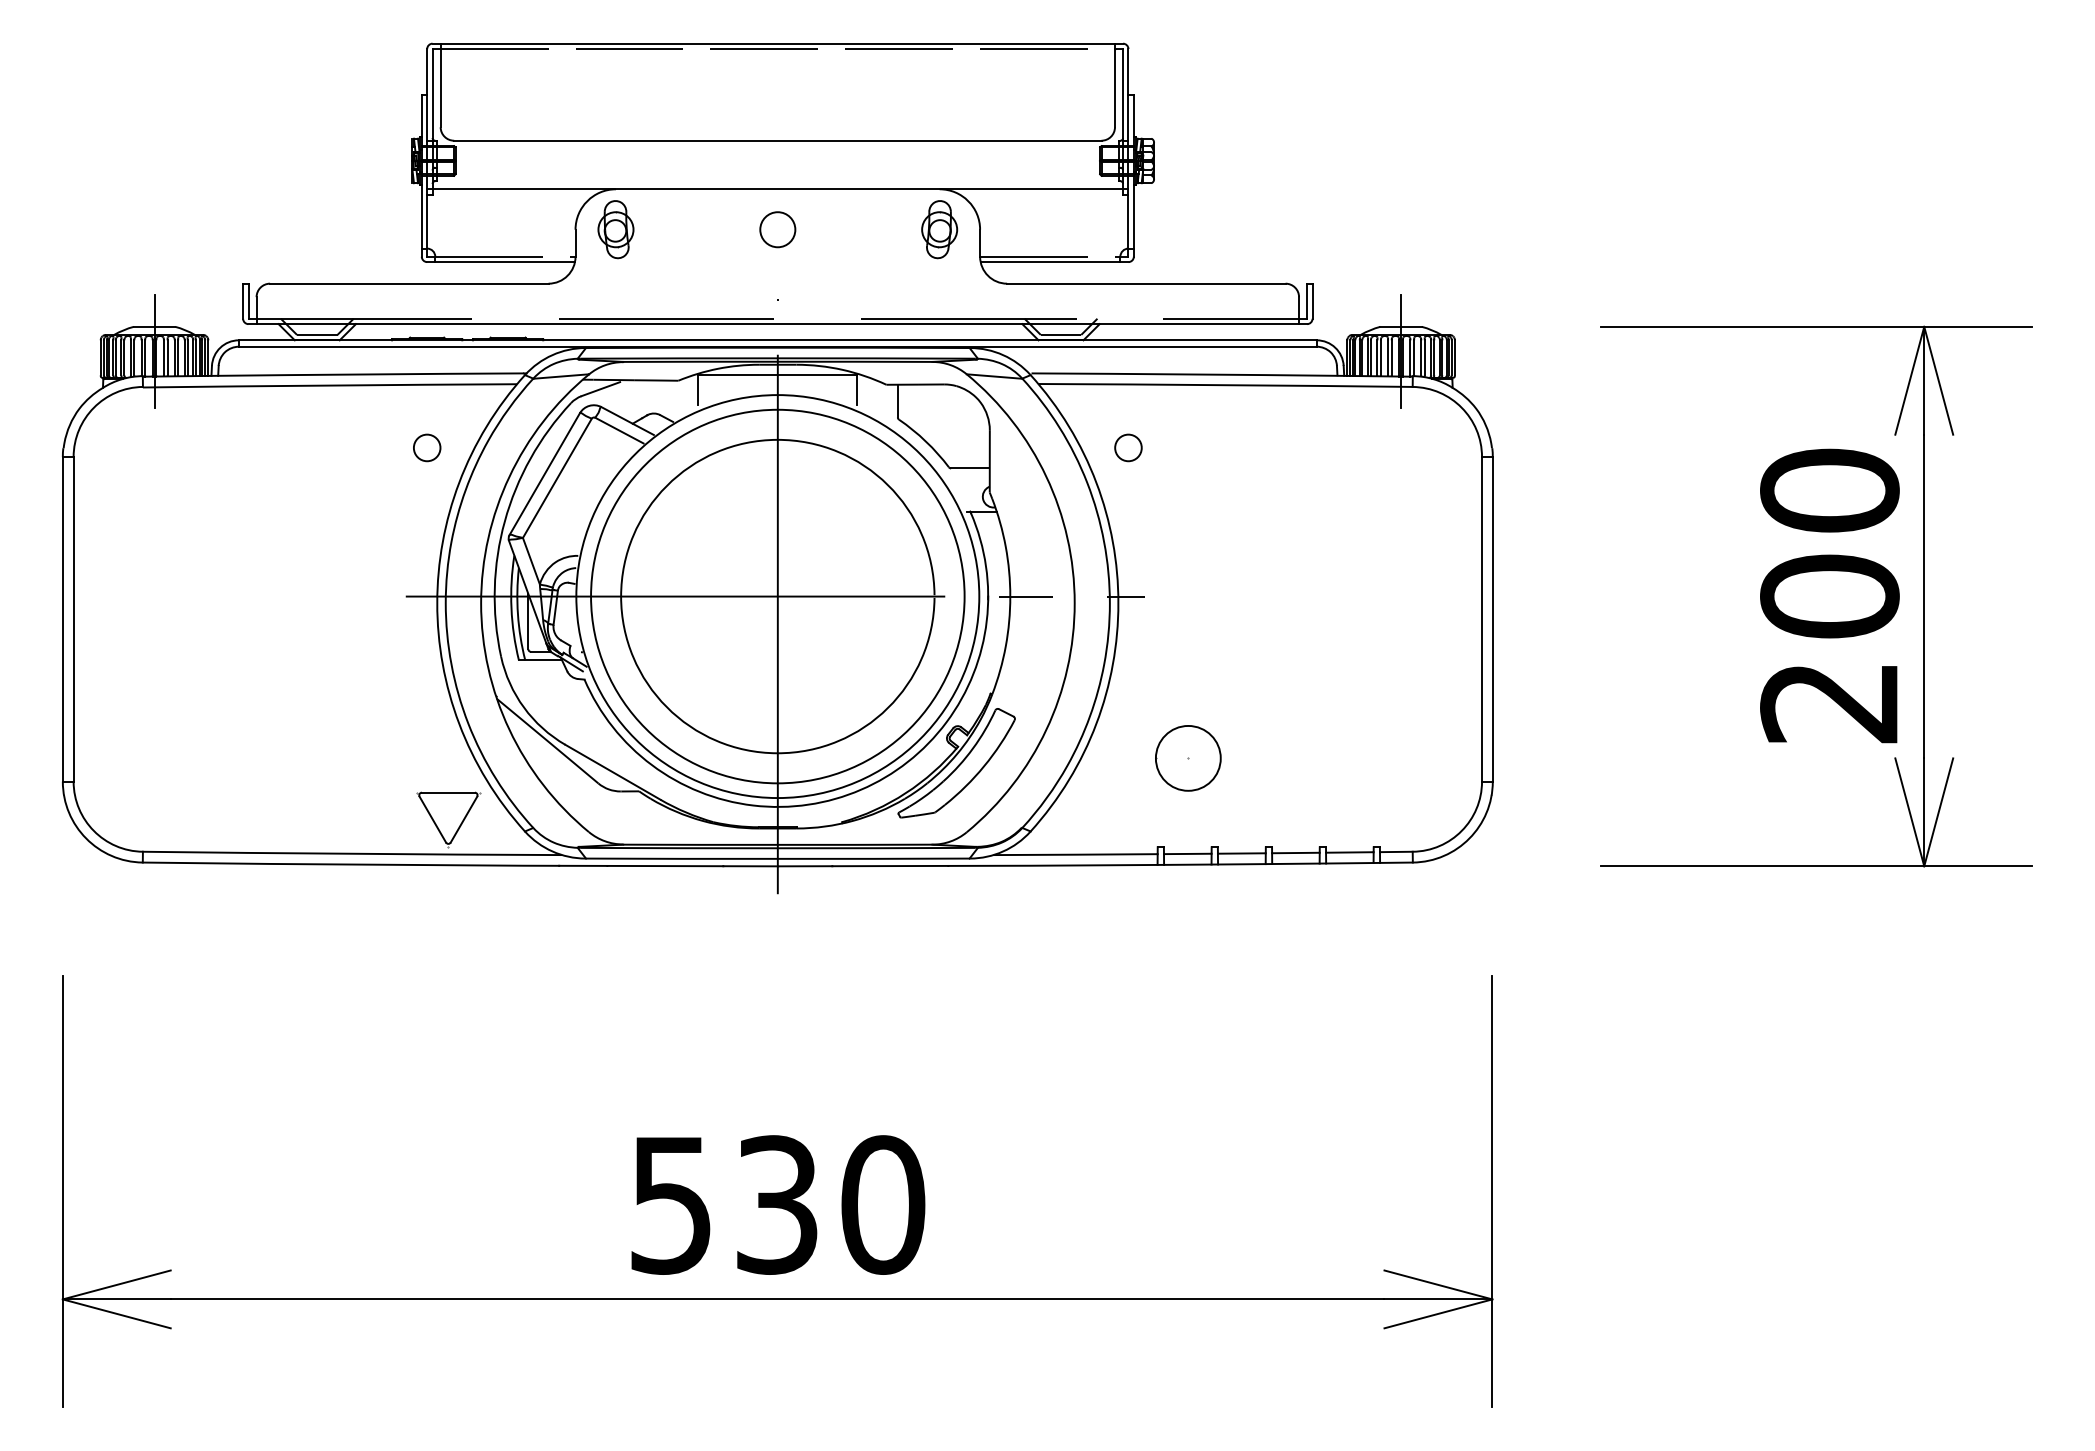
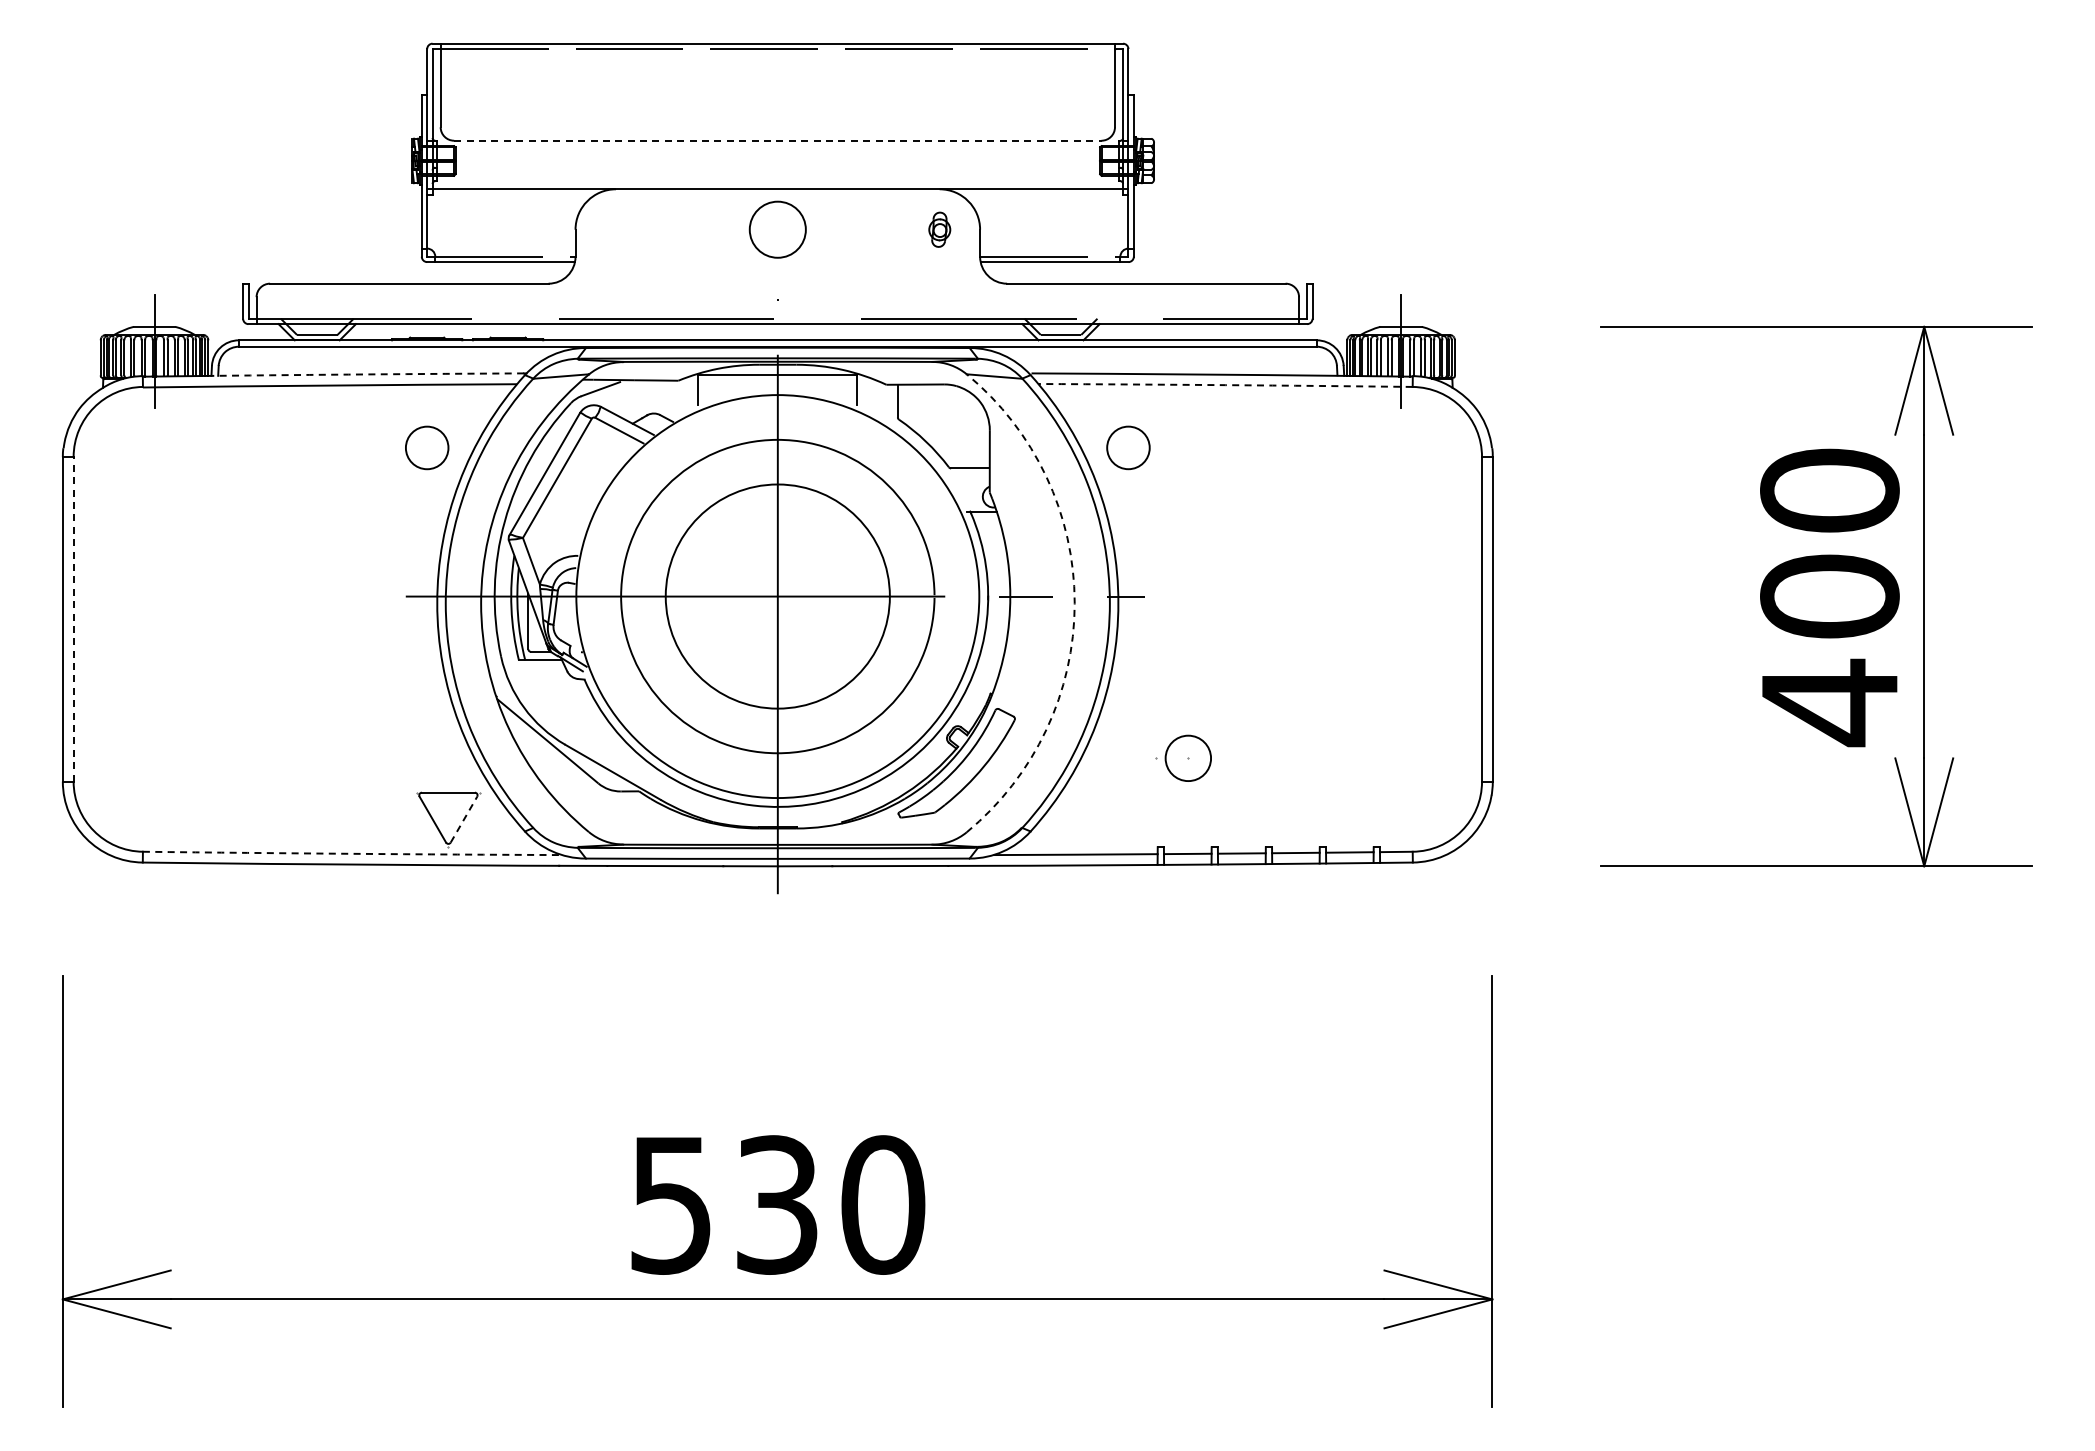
line: solid -> dashed (777, 140)
part: present -> none (615, 229)
circle diameter: 35 px -> 56 px (777, 229)
part size: 38x60 px -> 24x37 px (939, 229)
arc: solid -> dashed (367, 374)
arc: solid -> dashed (1225, 385)
circle diameter: 27 px -> 43 px (426, 447)
circle size: 29x30 px -> 45x46 px (1128, 447)
circle diameter: 374 px -> 224 px (777, 596)
arc: solid -> dashed (1074, 603)
line: solid -> dashed (73, 618)
text: 200 -> 400 (1828, 702)
circle diameter: 65 px -> 45 px (1188, 758)
line: solid -> dashed (464, 819)
arc: solid -> dashed (352, 853)
